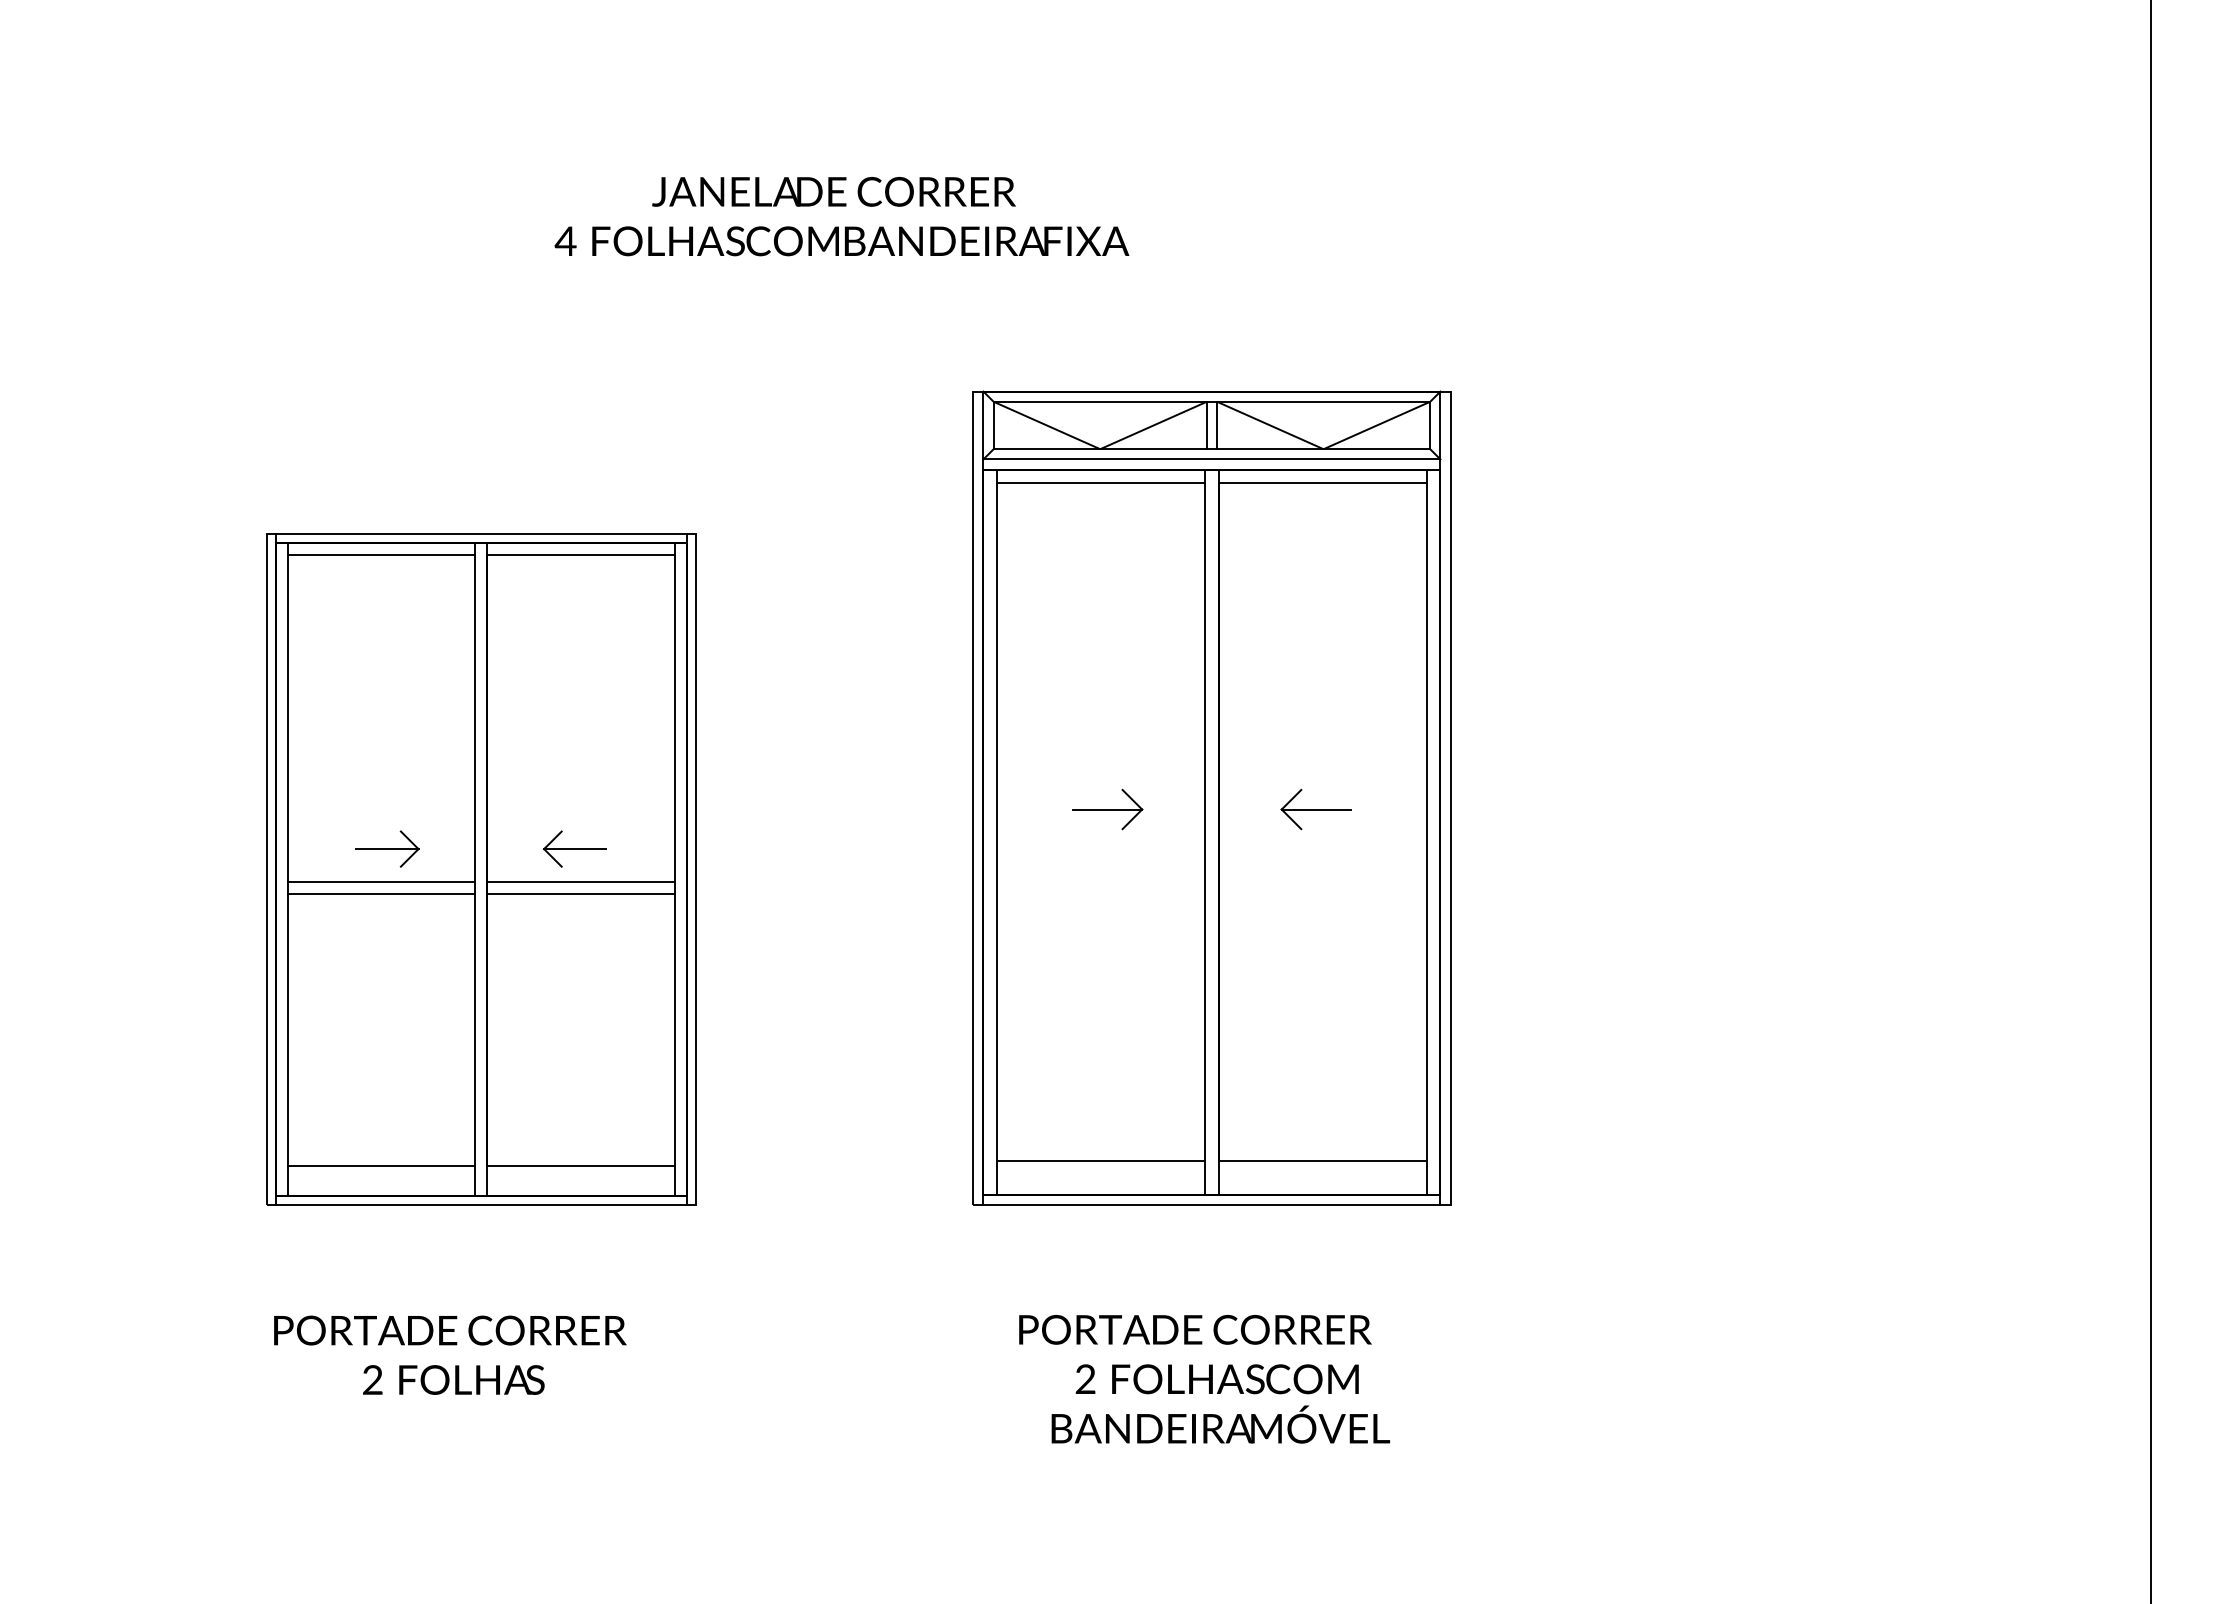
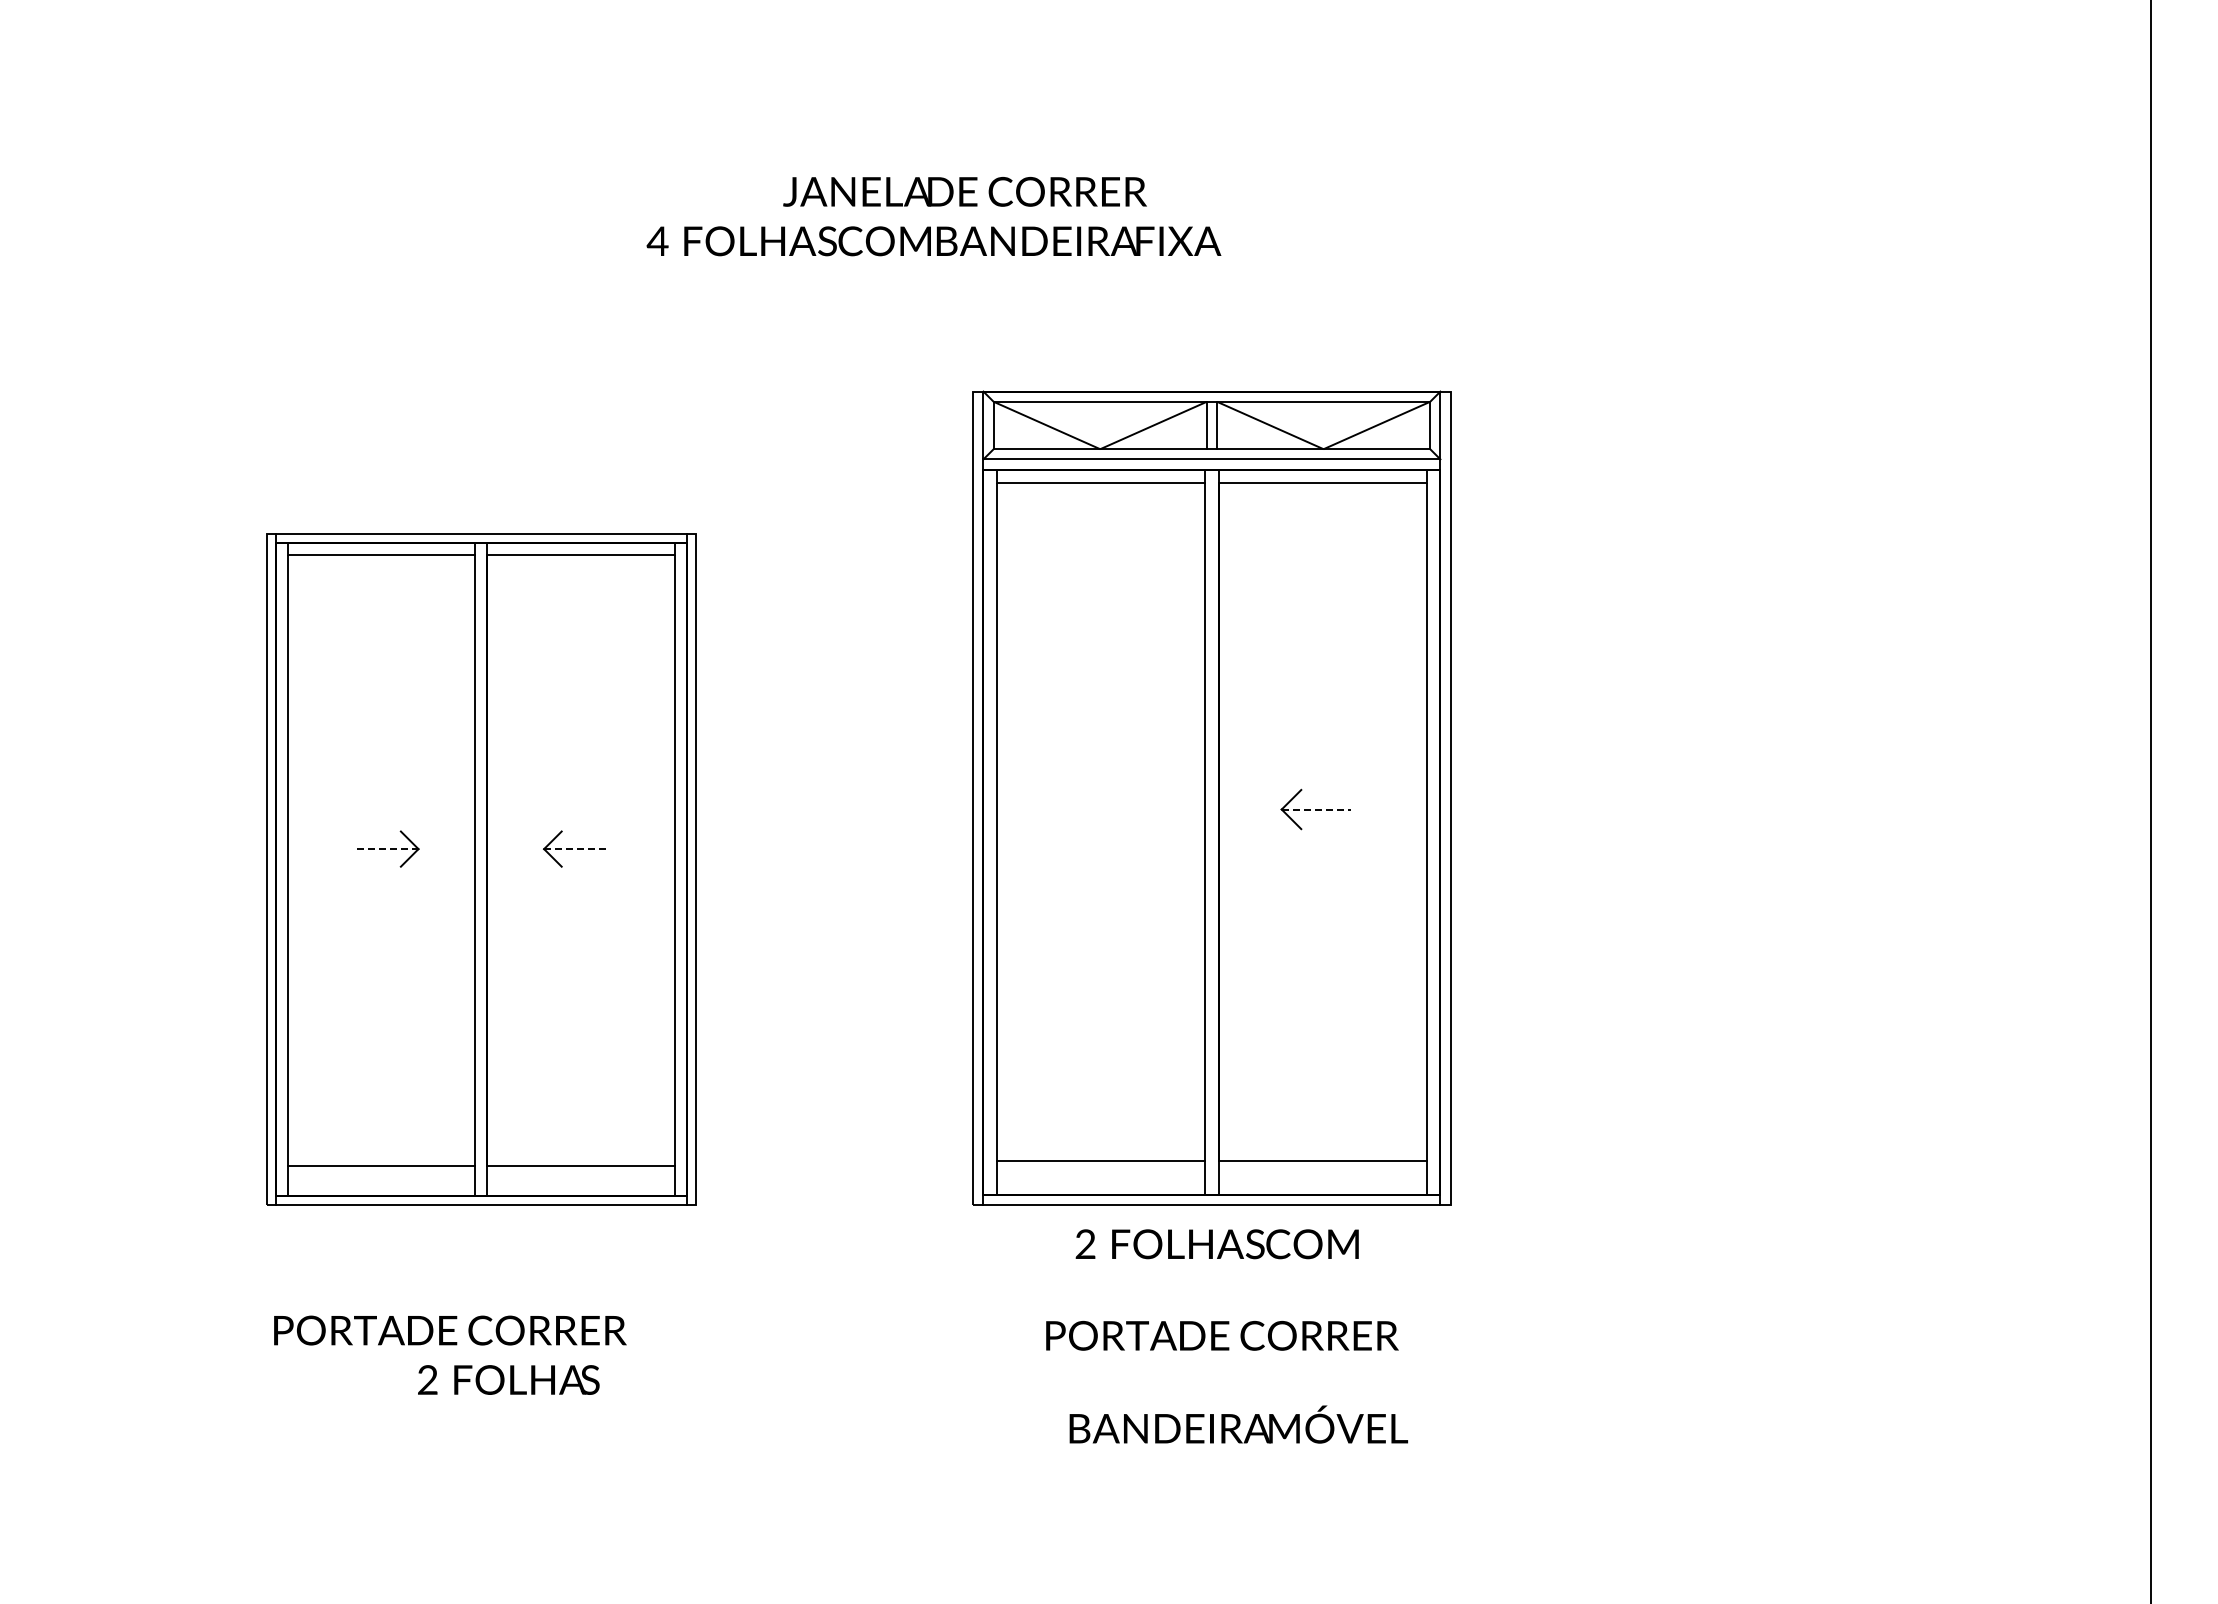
text position: (833, 191) -> (964, 191) (964, 191)
text position: (841, 241) -> (933, 241) (933, 241)
part: present -> none (1107, 809)
line: solid -> dashed (1316, 809)
line: solid -> dashed (386, 849)
line: solid -> dashed (575, 849)
line: present -> none (381, 881)
line: present -> none (580, 881)
line: present -> none (381, 893)
line: present -> none (580, 893)
text position: (1195, 1329) -> (1222, 1335) (1222, 1335)
text position: (453, 1379) -> (508, 1379) (508, 1379)
text position: (1216, 1379) -> (1216, 1244) (1216, 1244)
text position: (1220, 1424) -> (1238, 1424) (1238, 1424)
